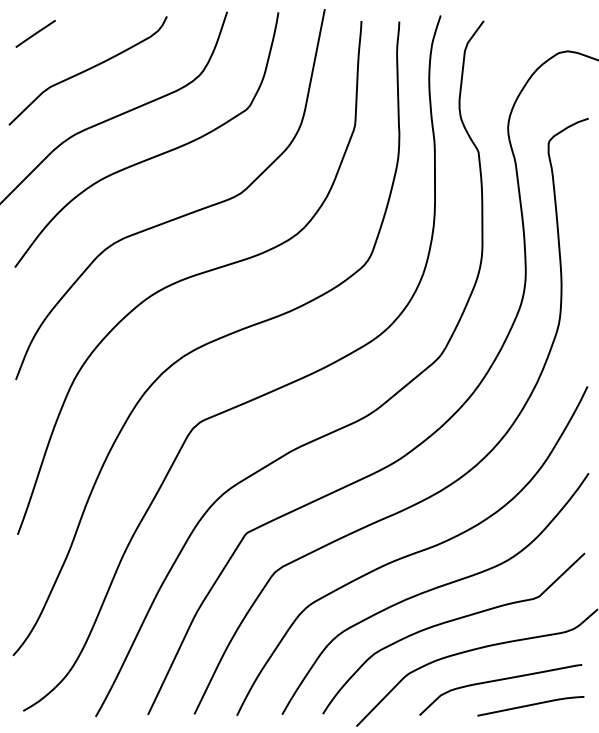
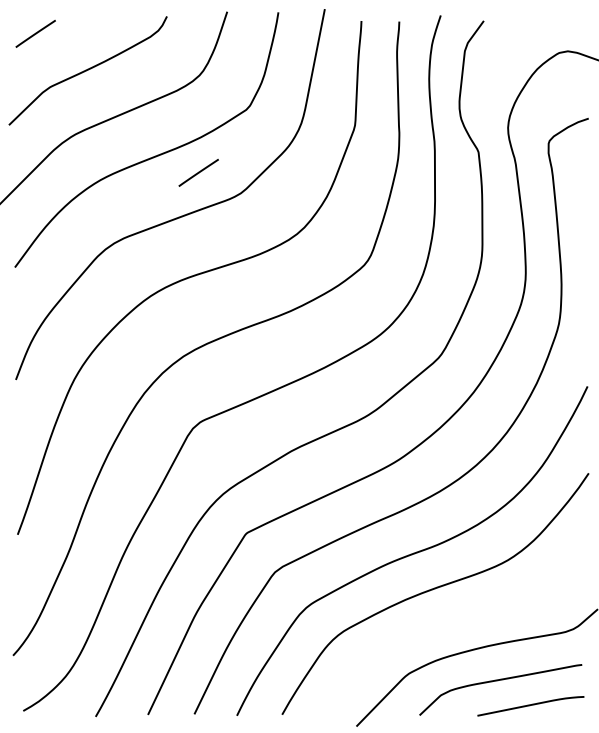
line: none -> present (198, 172)
curve: present -> none (449, 622)
